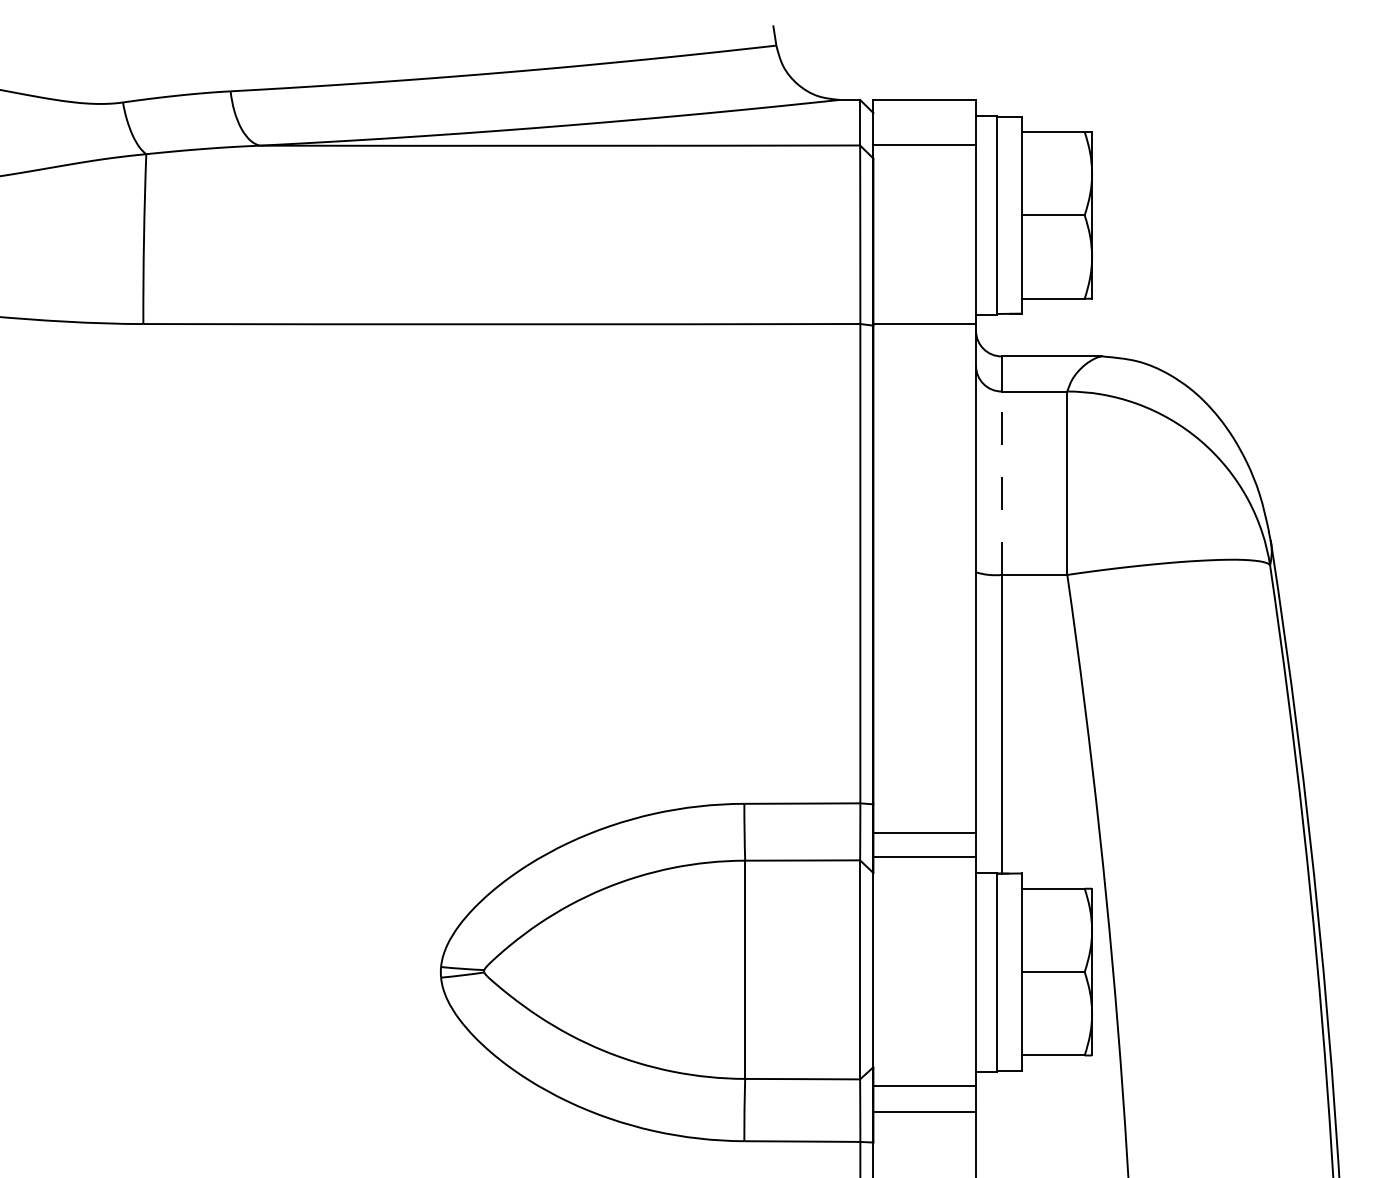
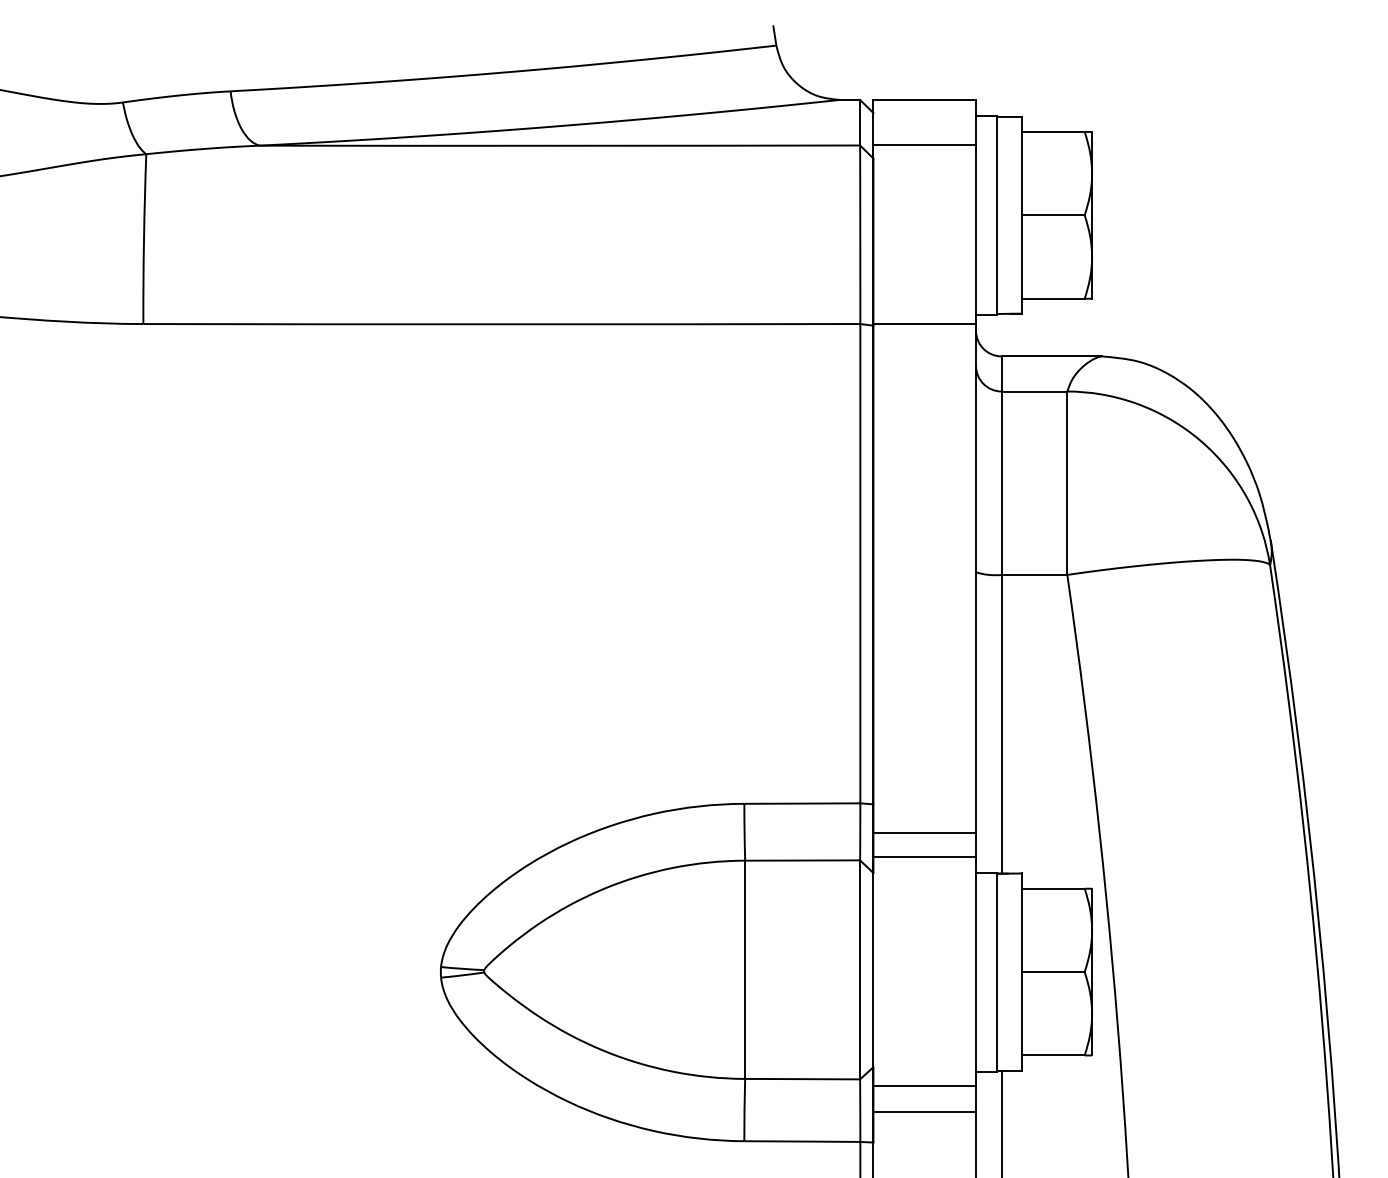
line: dashed -> solid (1001, 483)
line: none -> present (1001, 1122)
